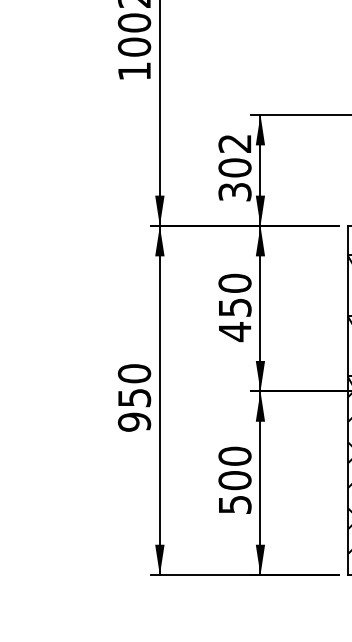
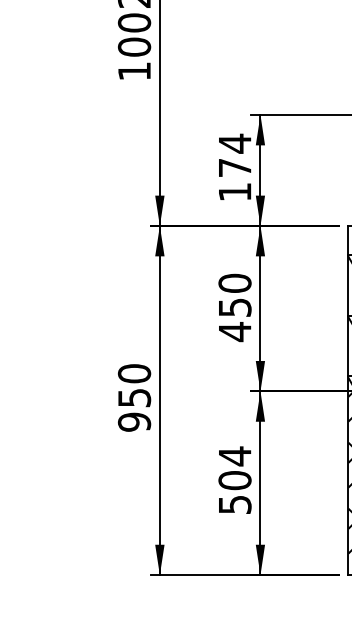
text: 302 -> 174 (234, 167)
text: 500 -> 504 (234, 456)
